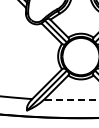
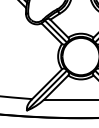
line: dashed -> solid (71, 99)
